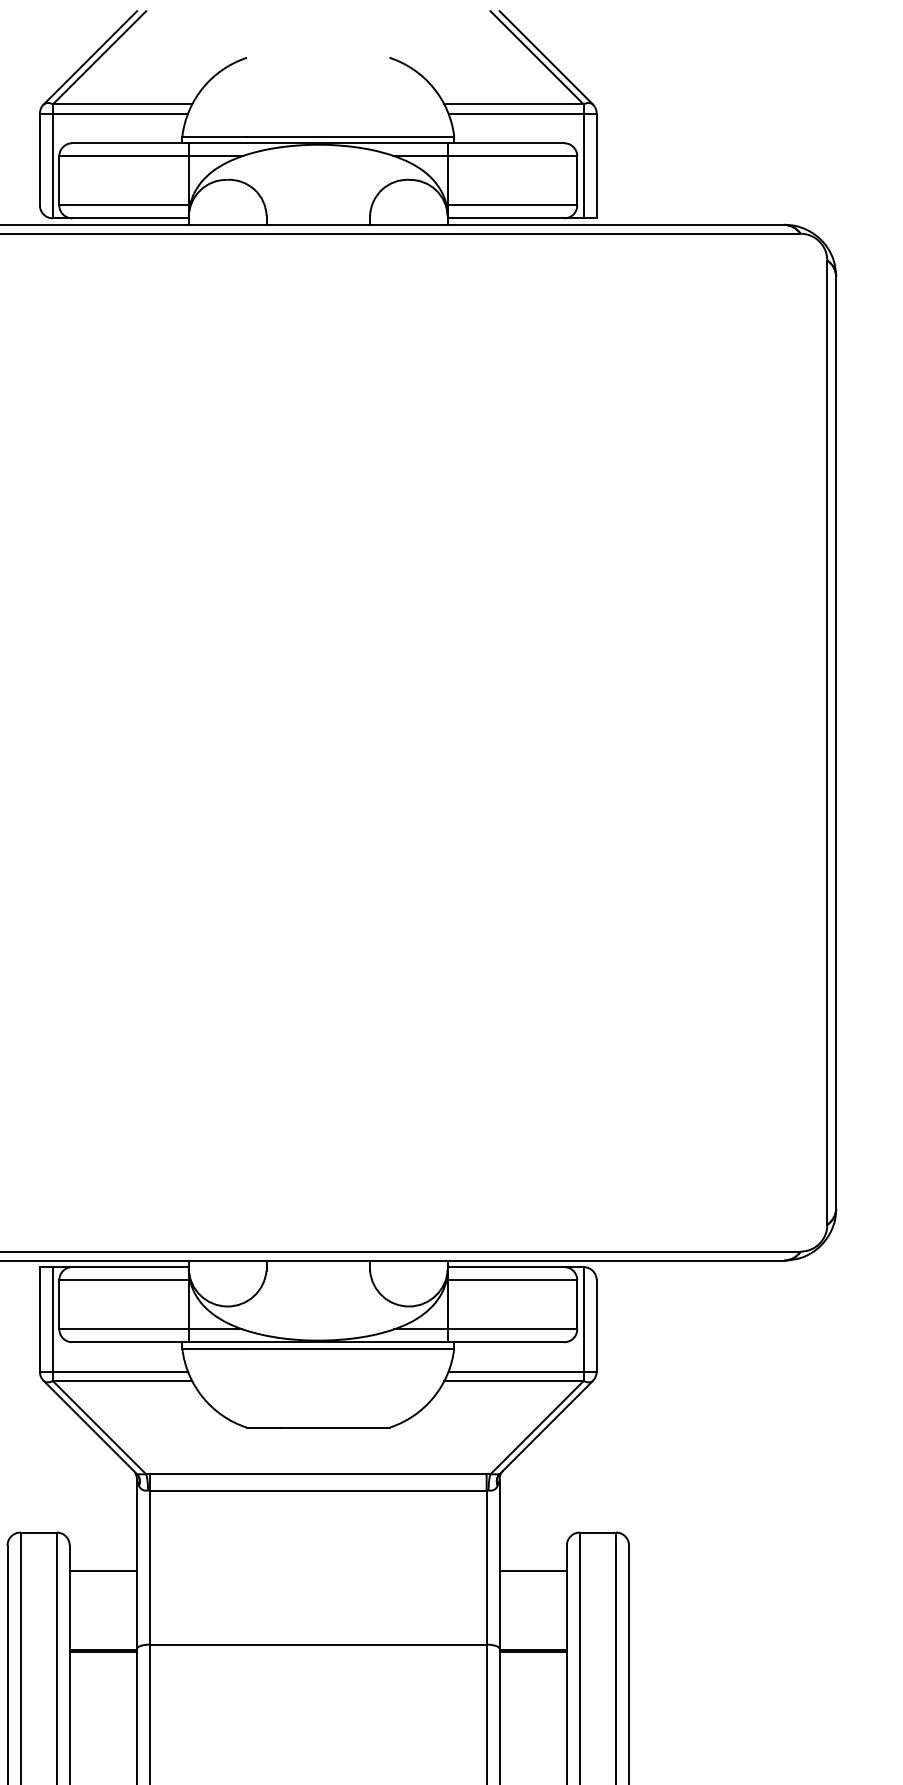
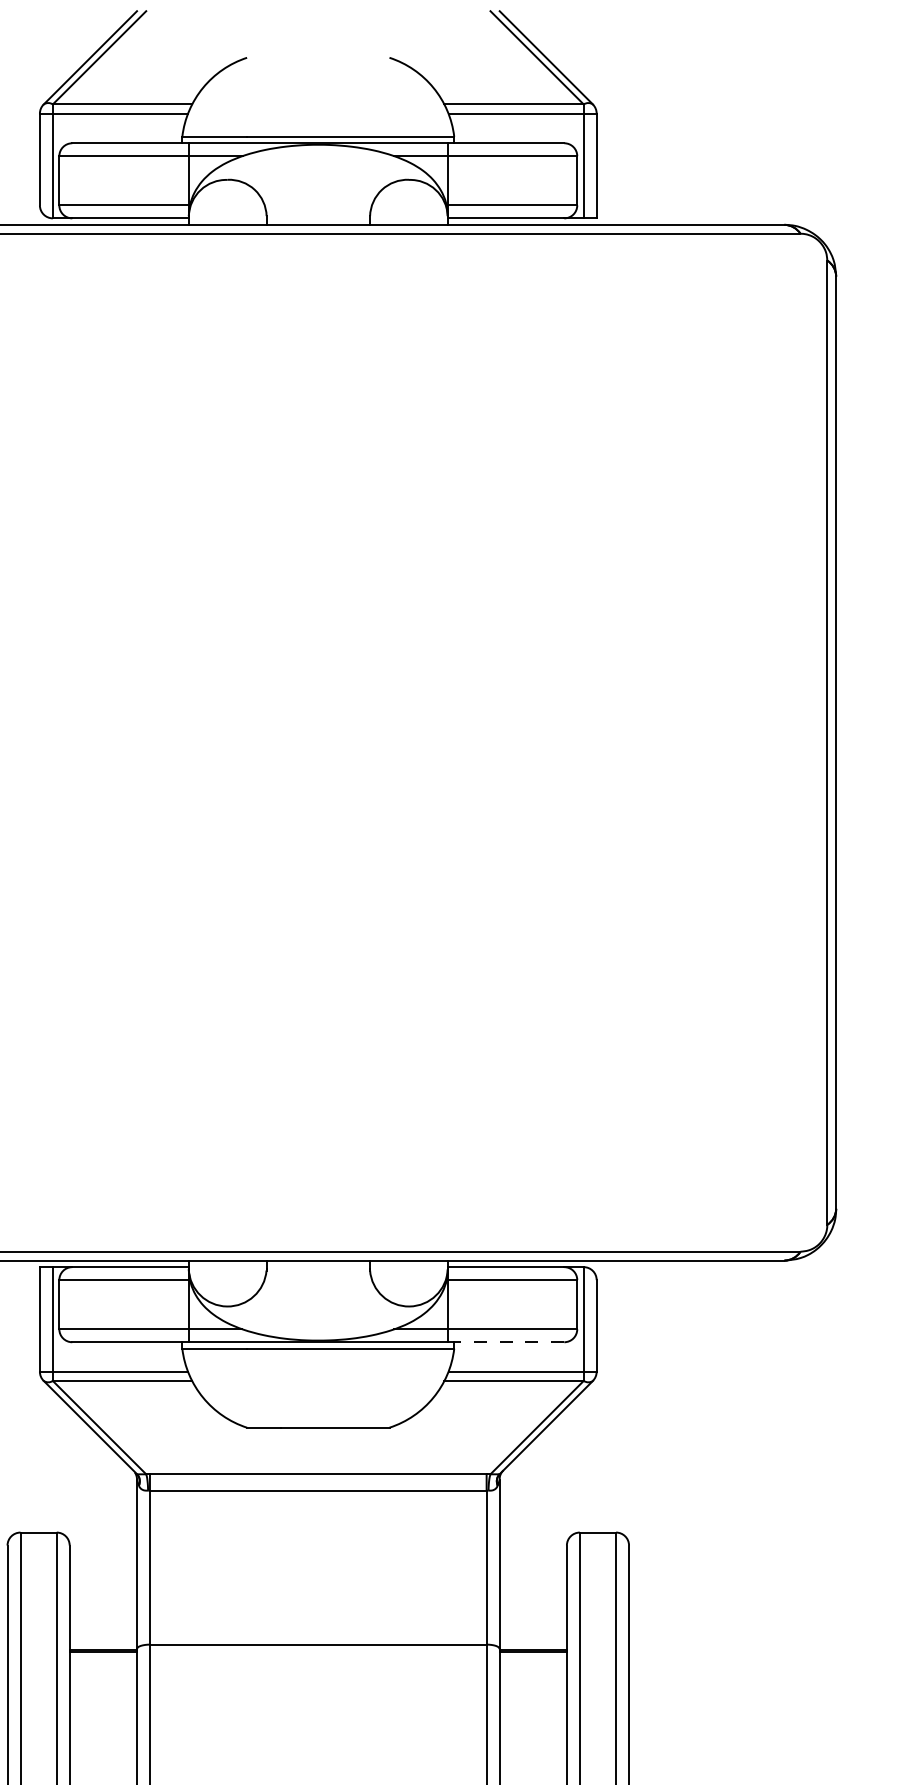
line: solid -> dashed (506, 1342)
line: present -> none (103, 1571)
line: present -> none (532, 1571)
